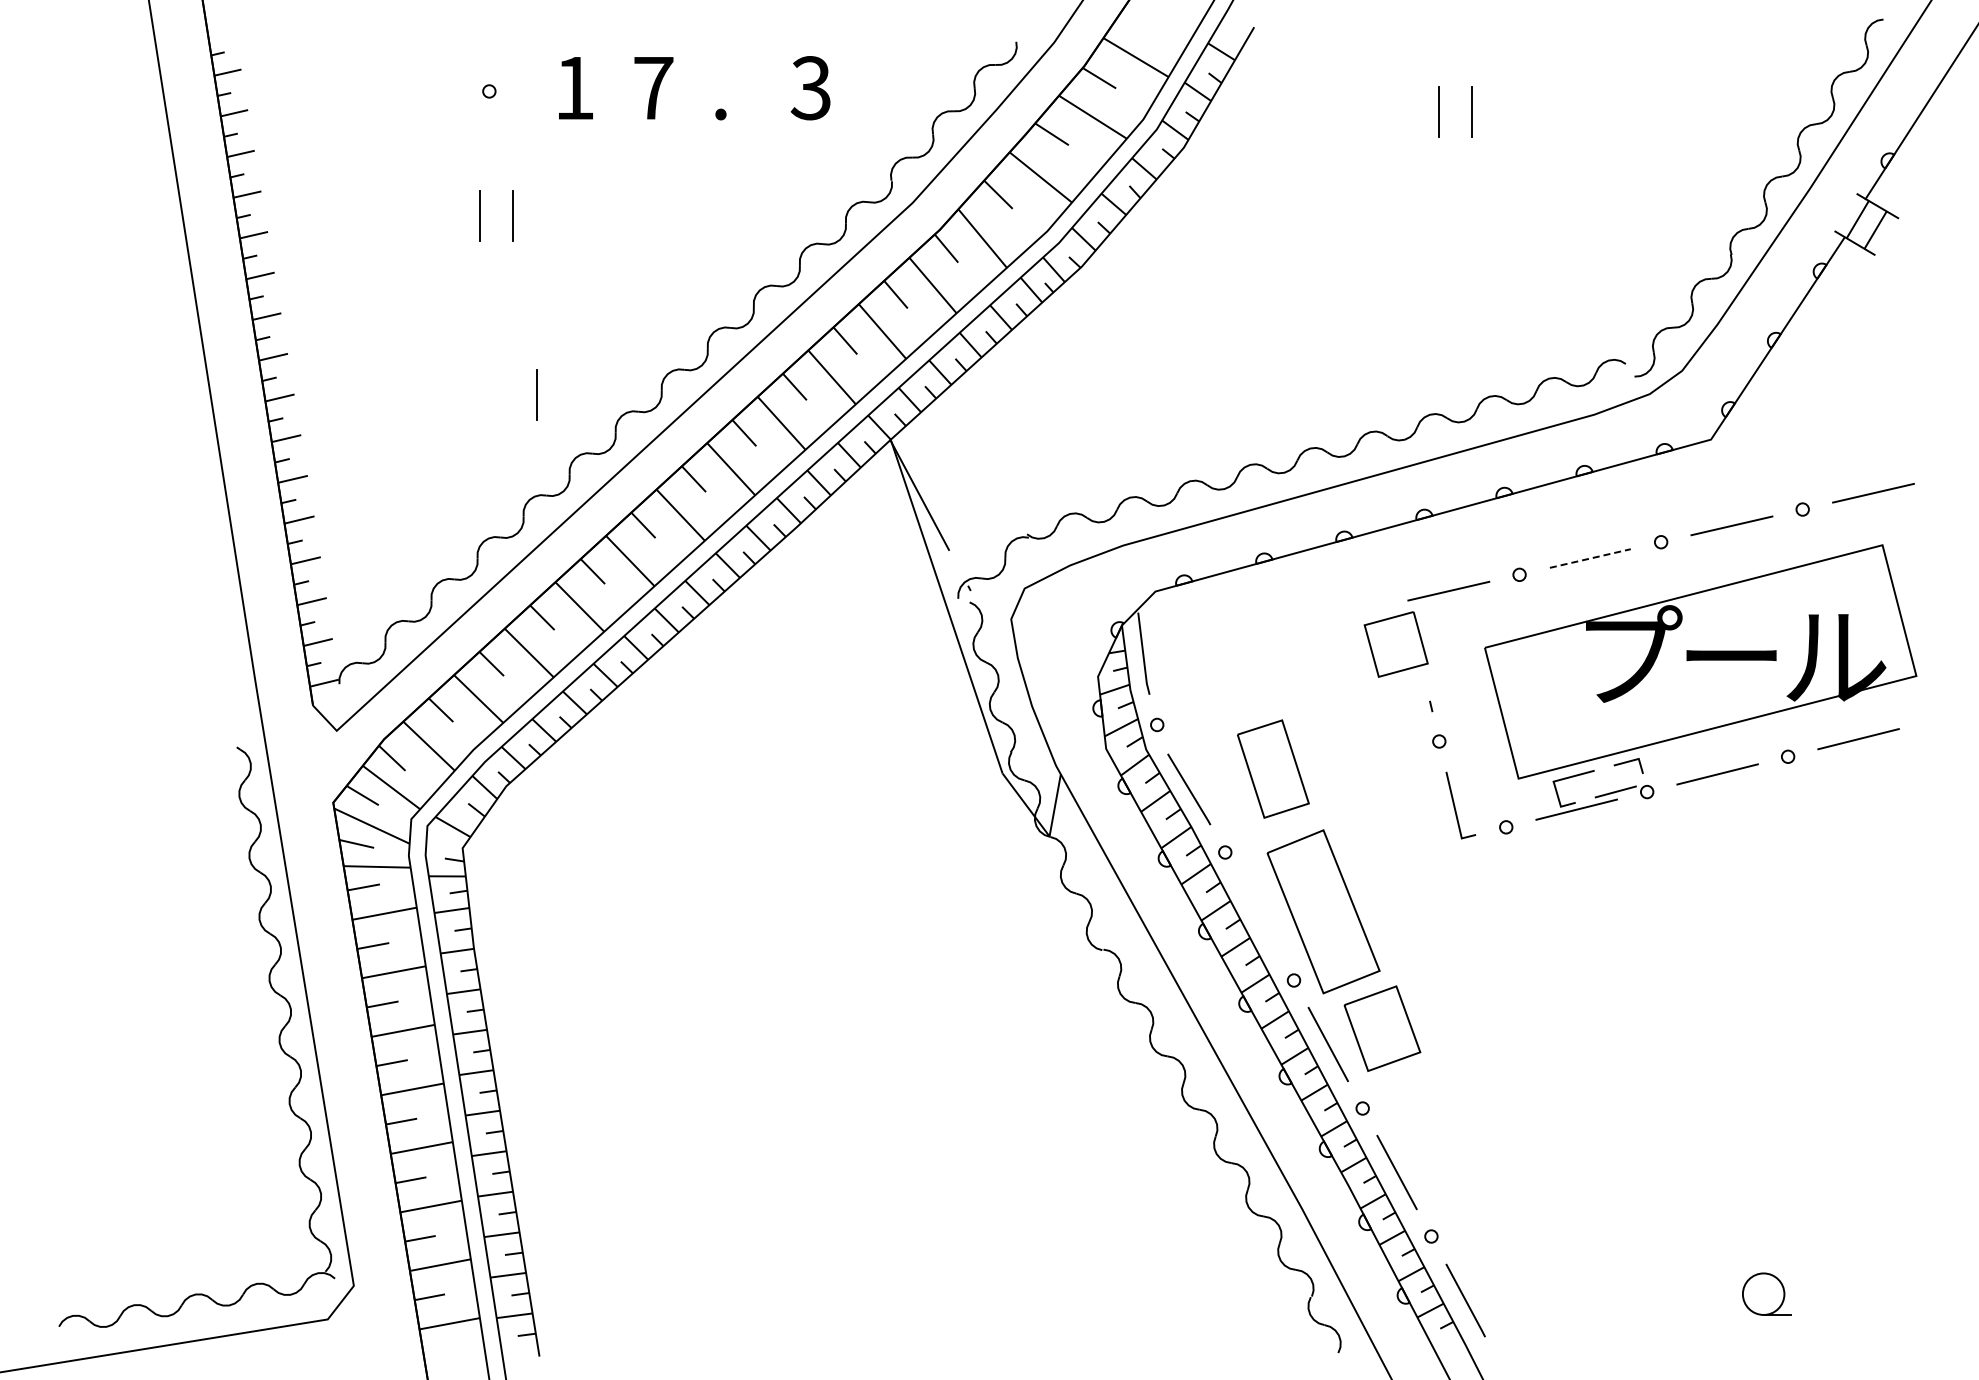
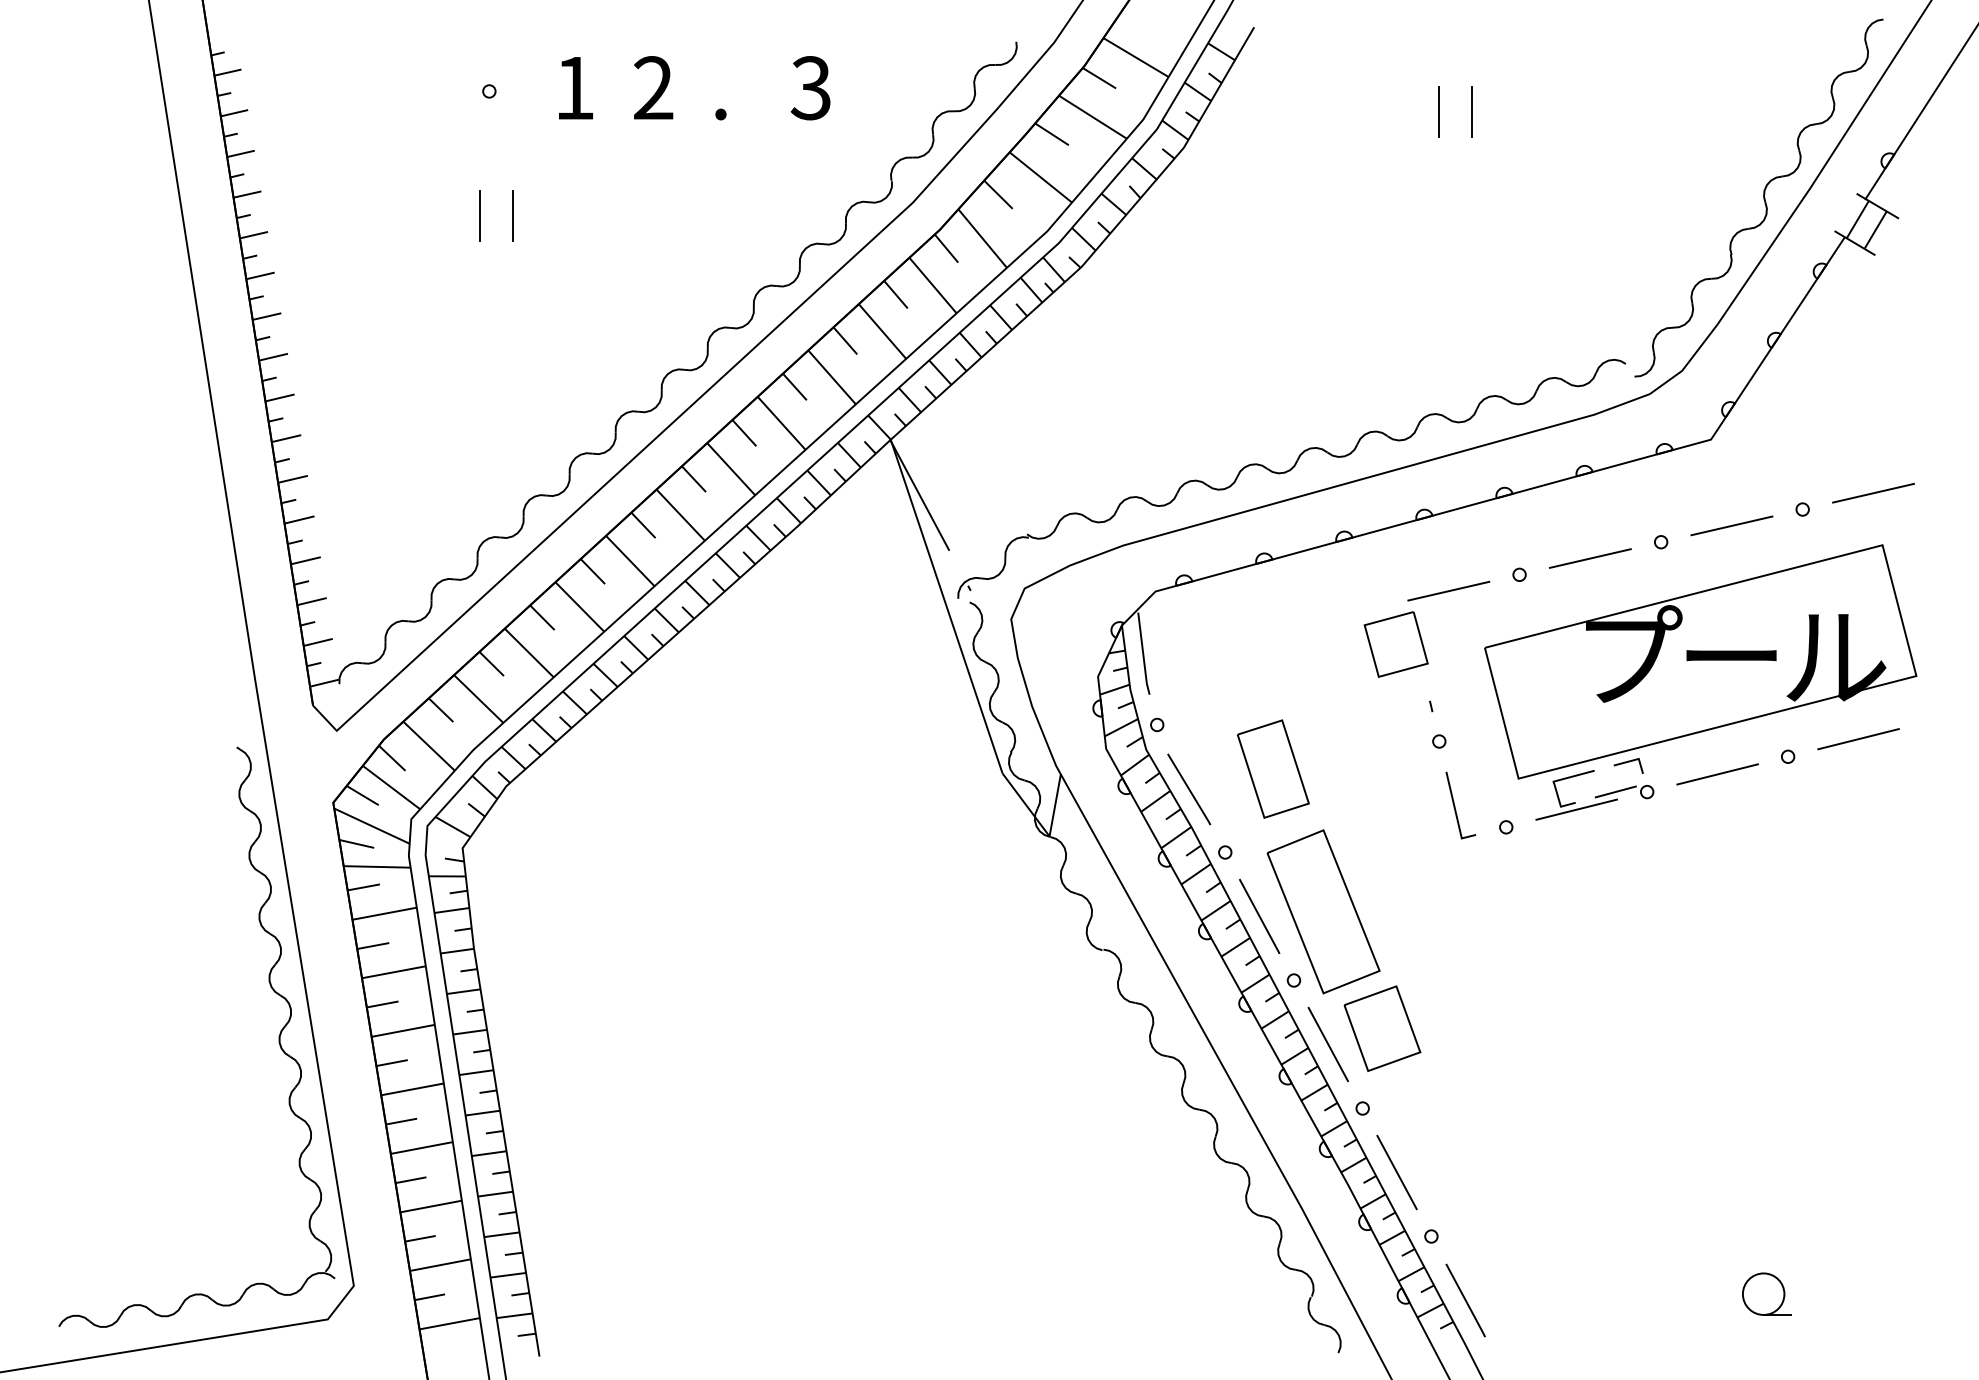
text: 7 -> 2 (653, 87)
line: present -> none (536, 394)
line: dashed -> solid (1590, 558)
line: none -> present (1259, 916)
